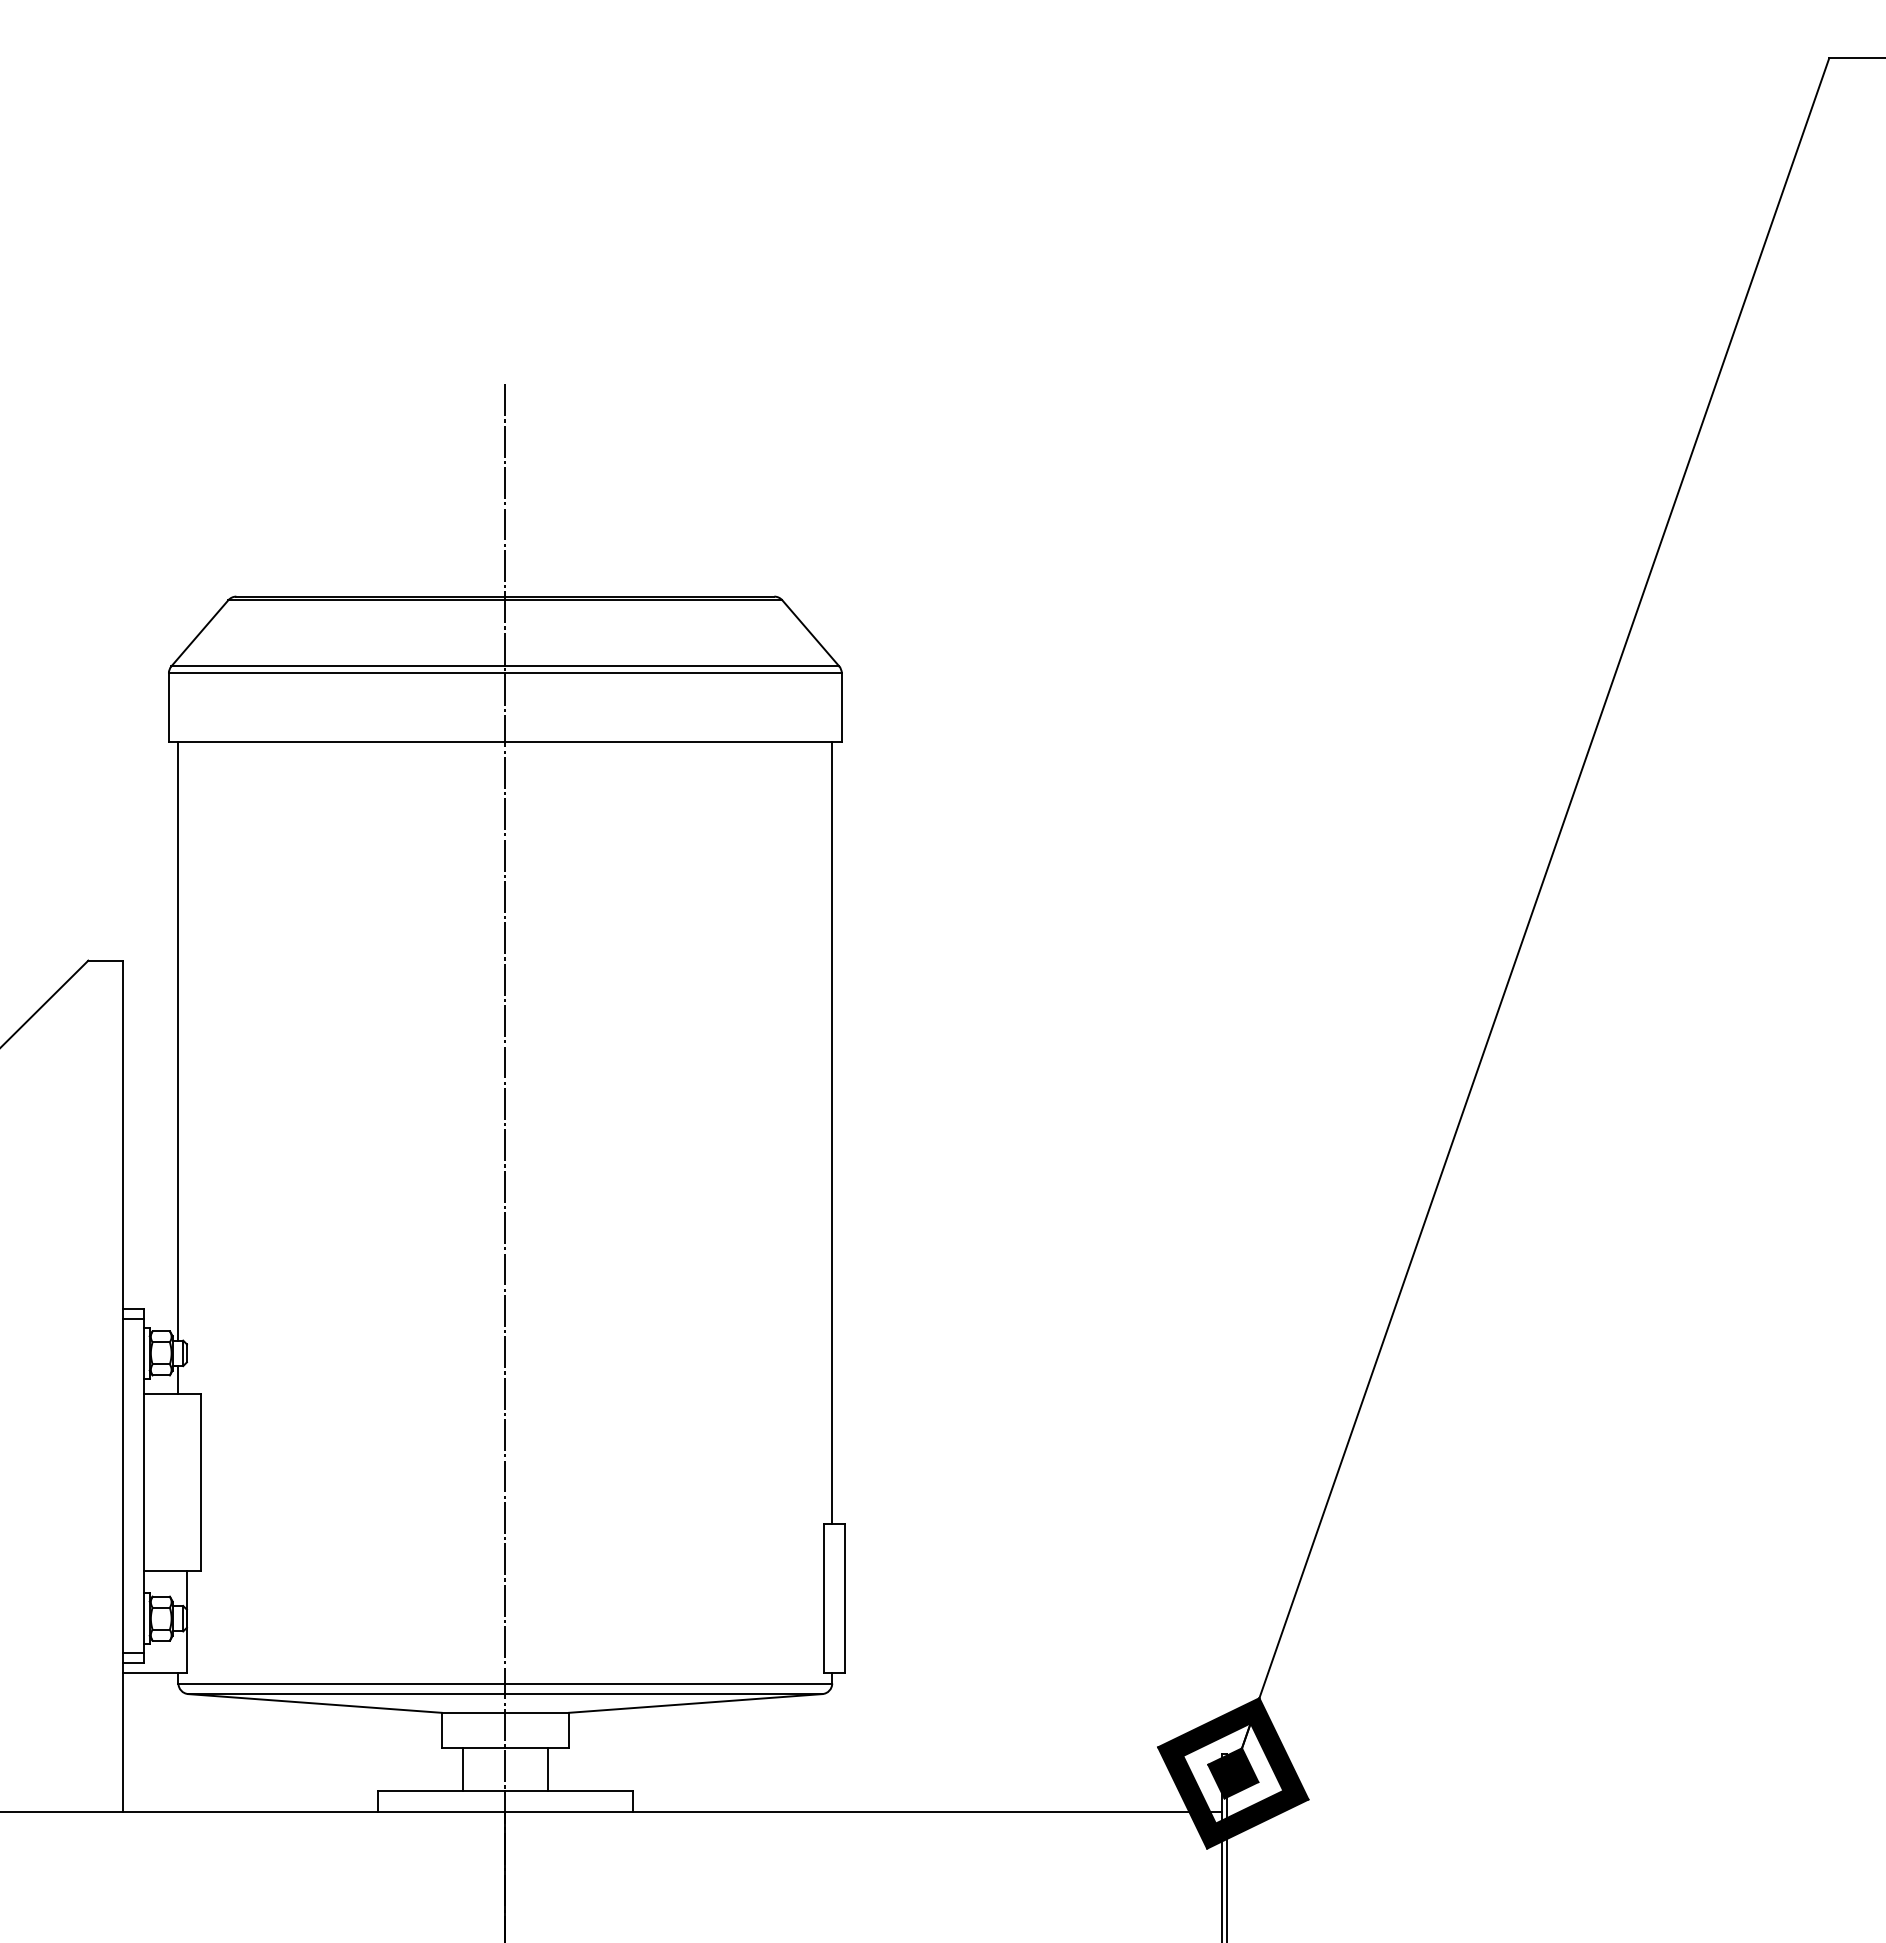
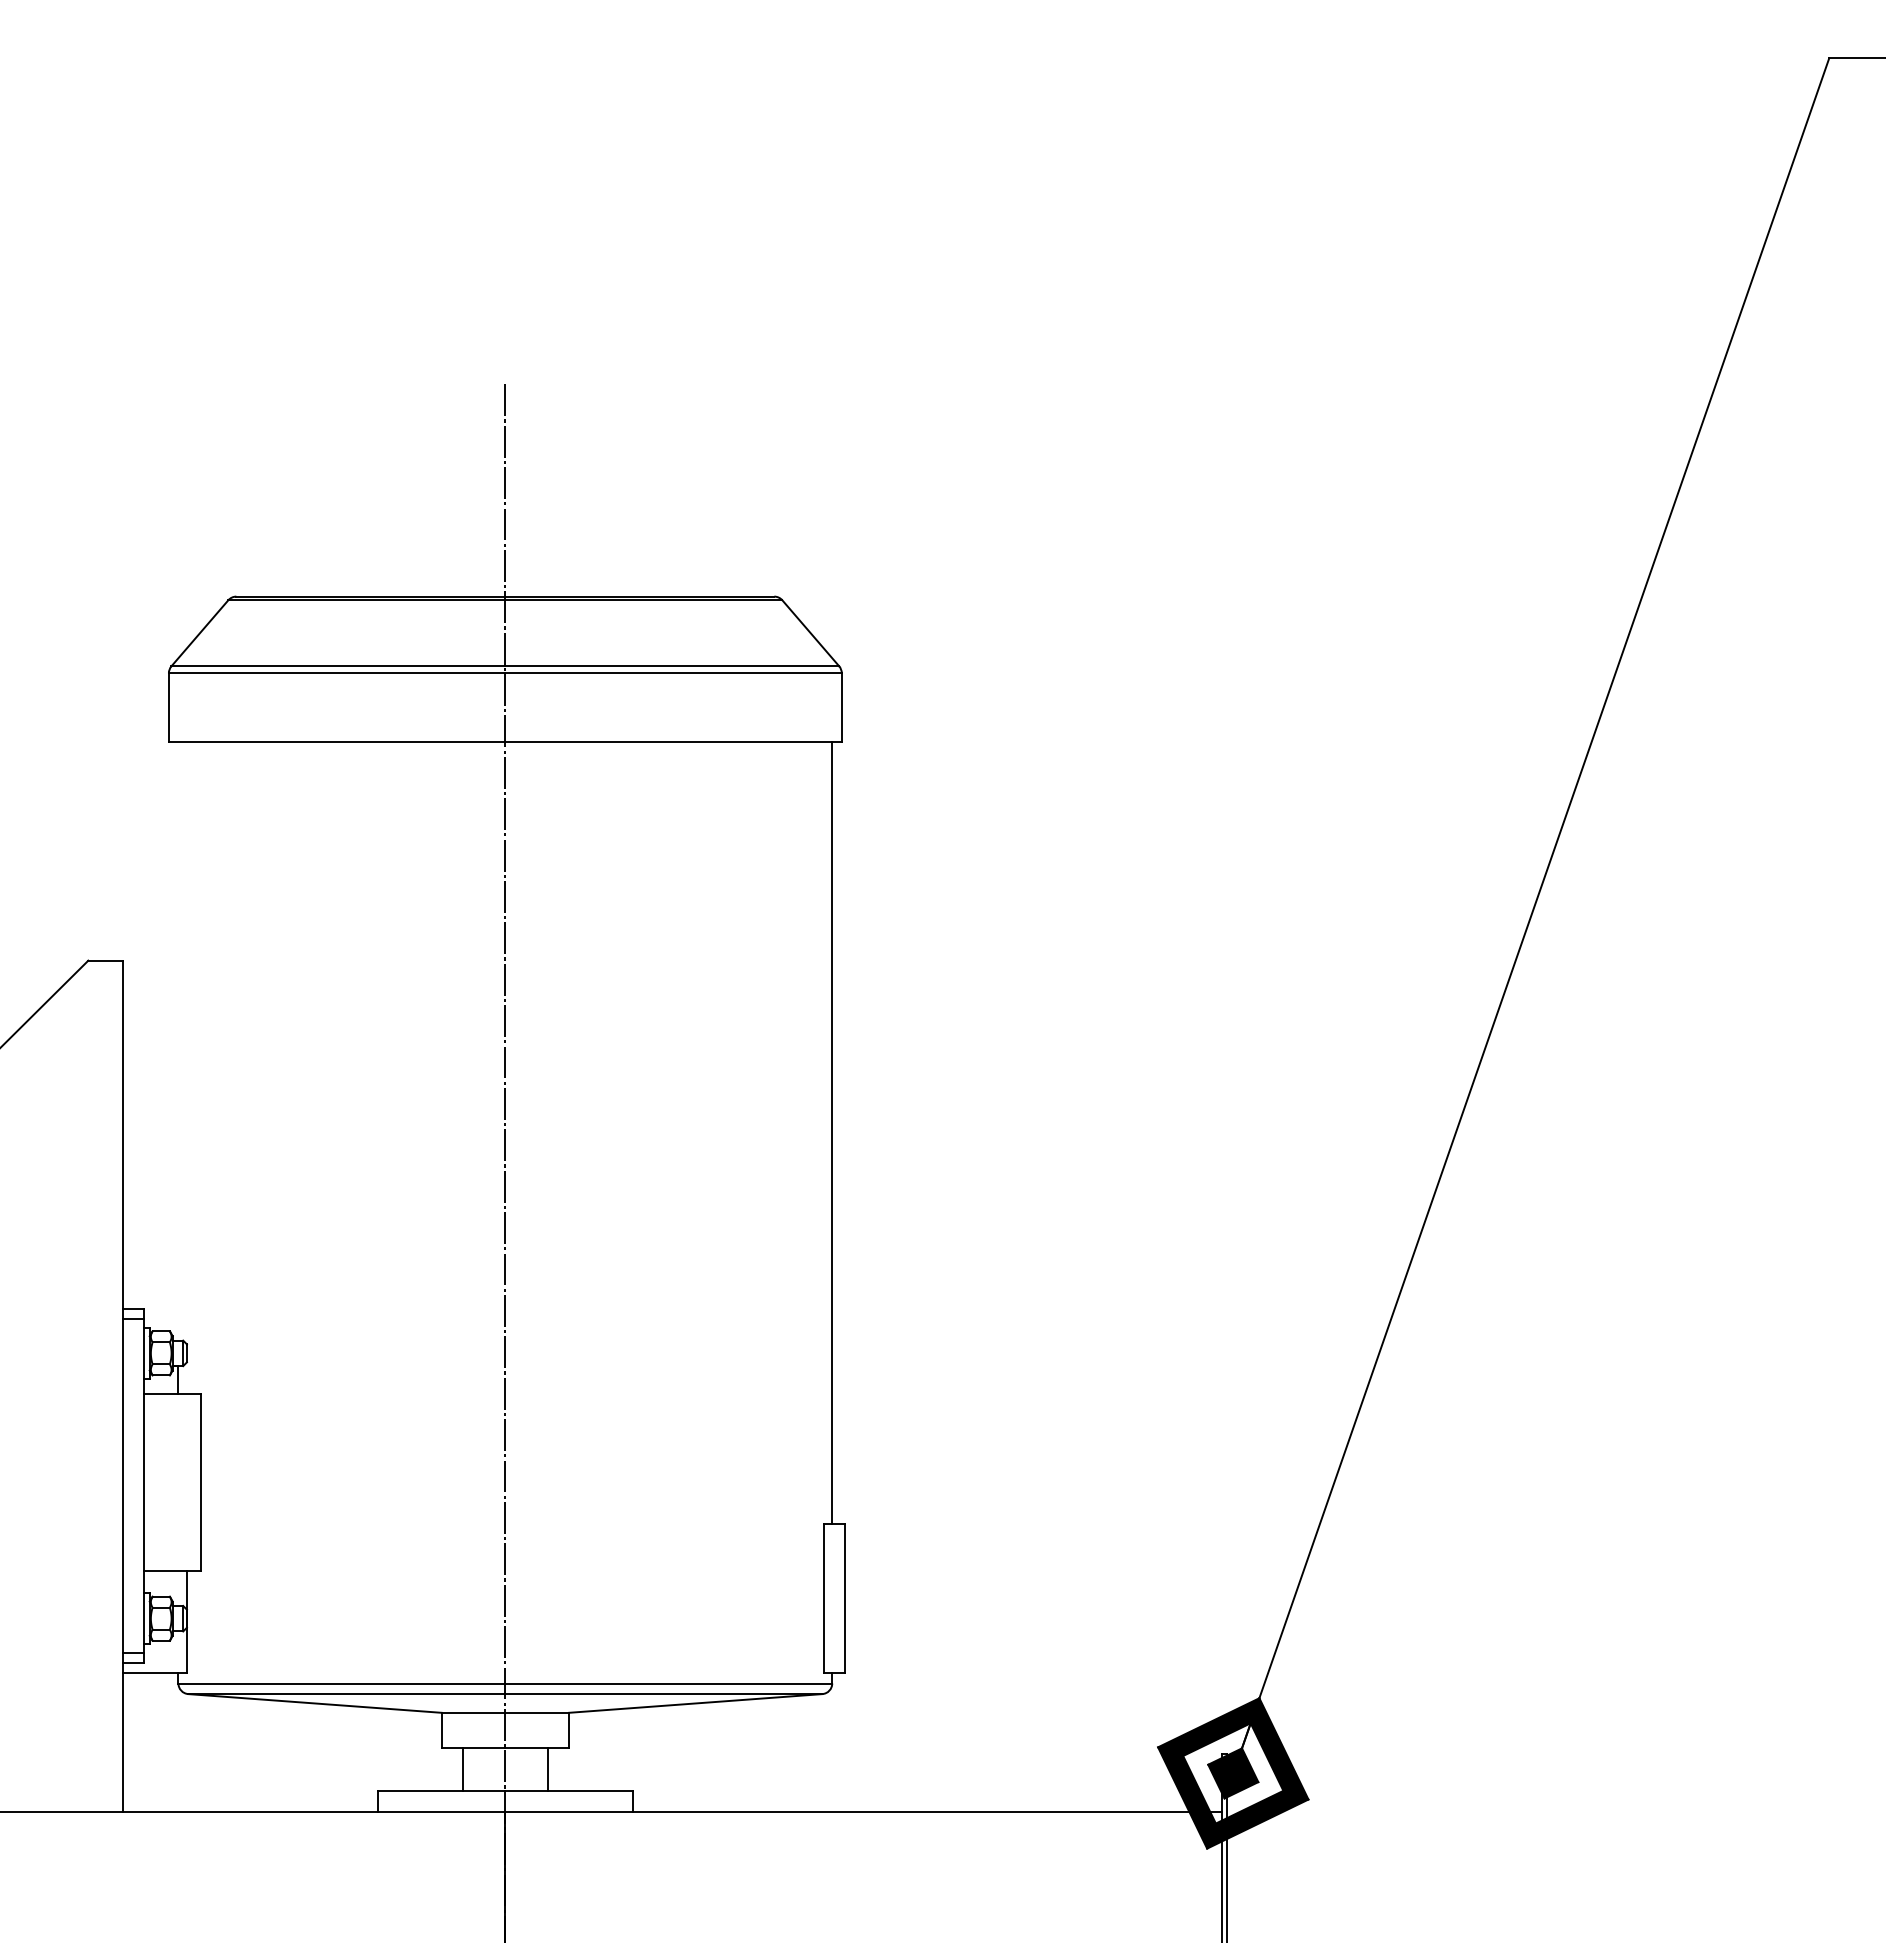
line: present -> none (178, 1041)
